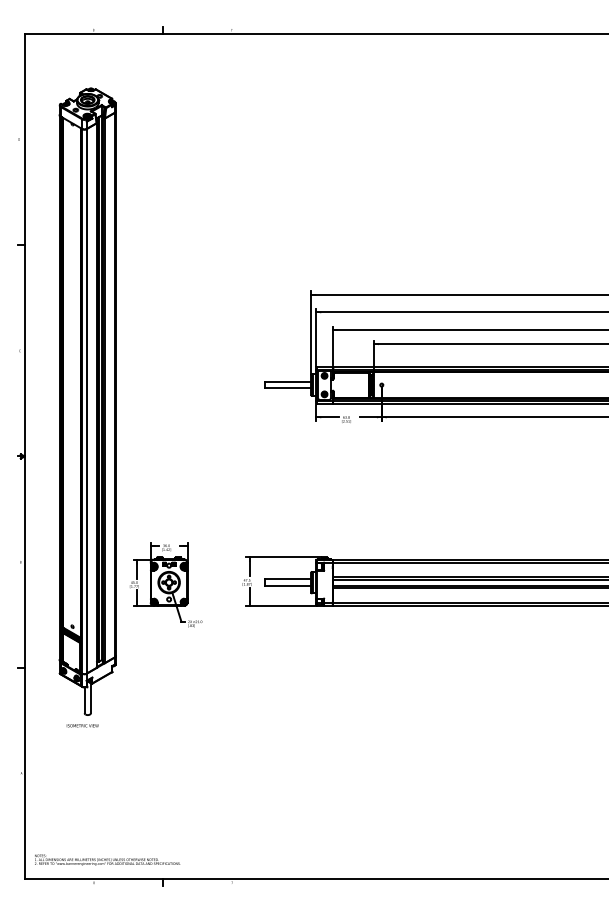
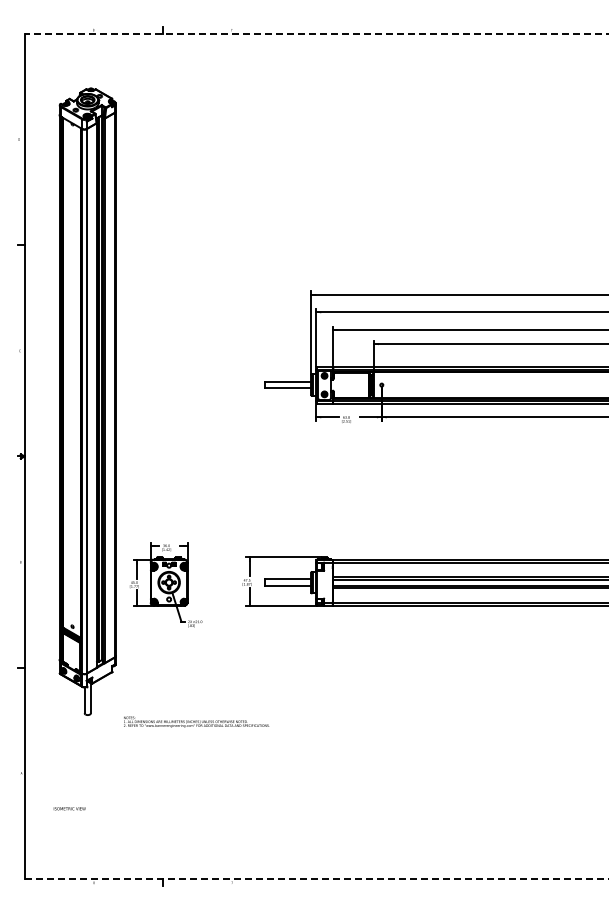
line: solid -> dashed (316, 34)
text position: (82, 725) -> (69, 808) (69, 808)
text position: (107, 859) -> (196, 721) (196, 721)
line: solid -> dashed (316, 878)
